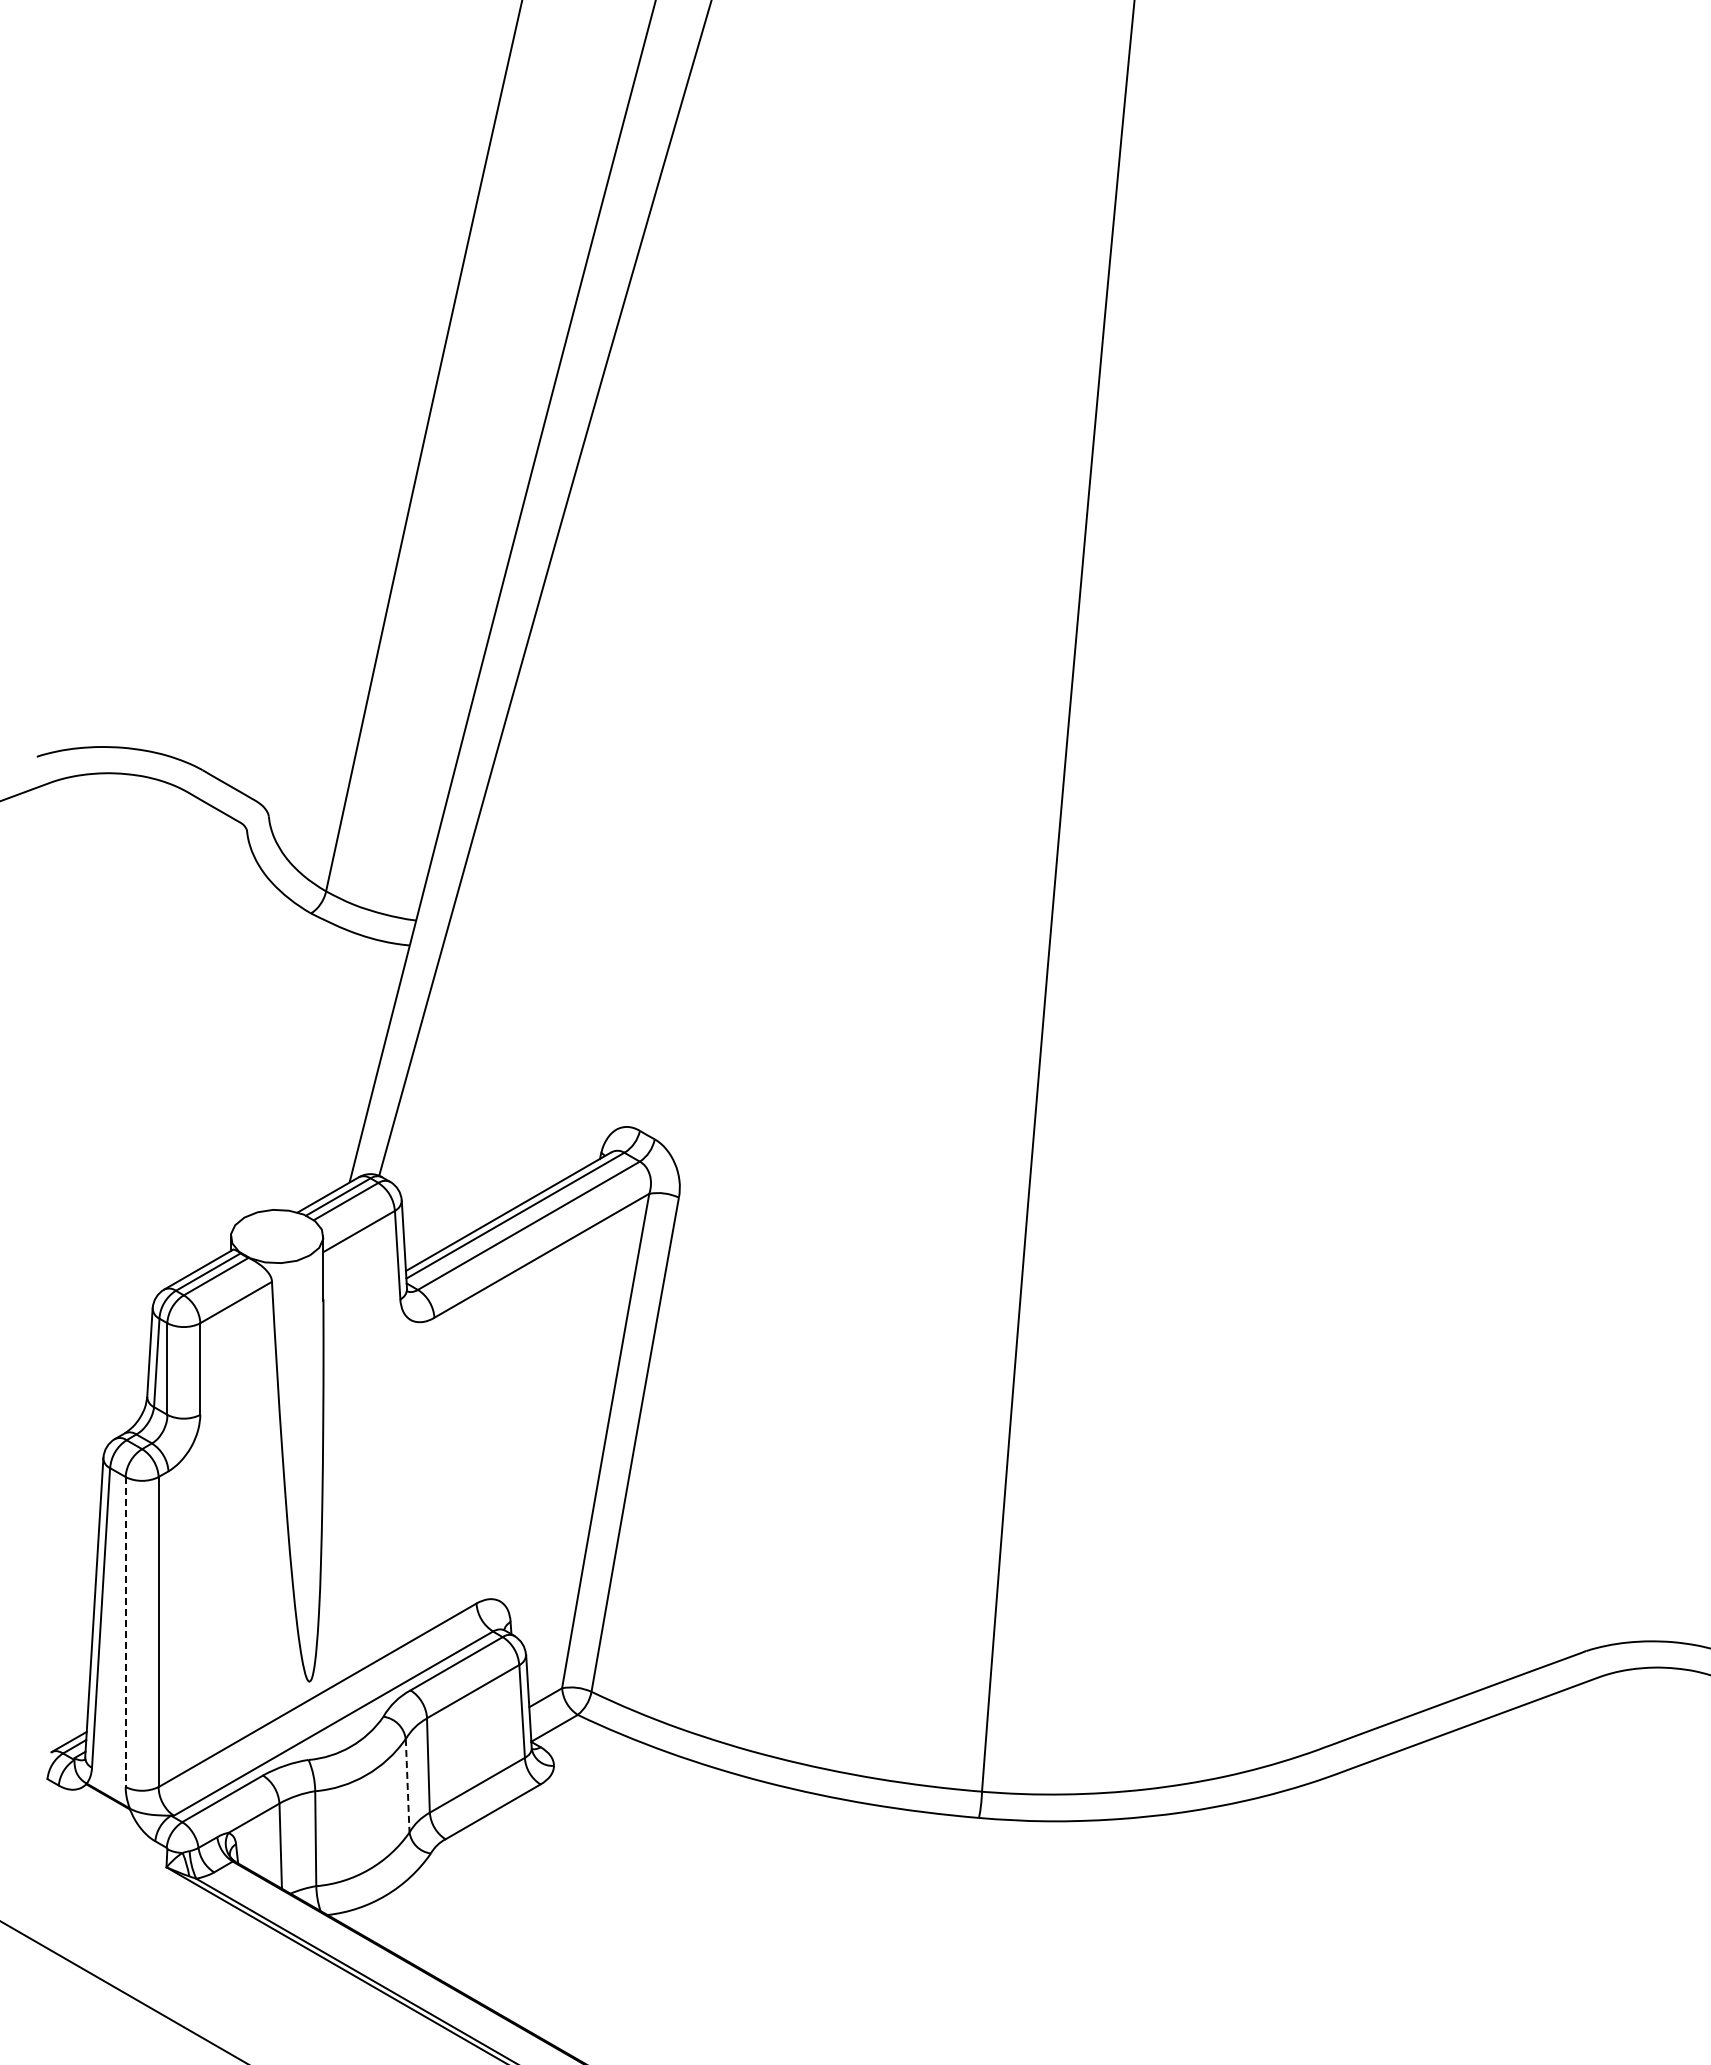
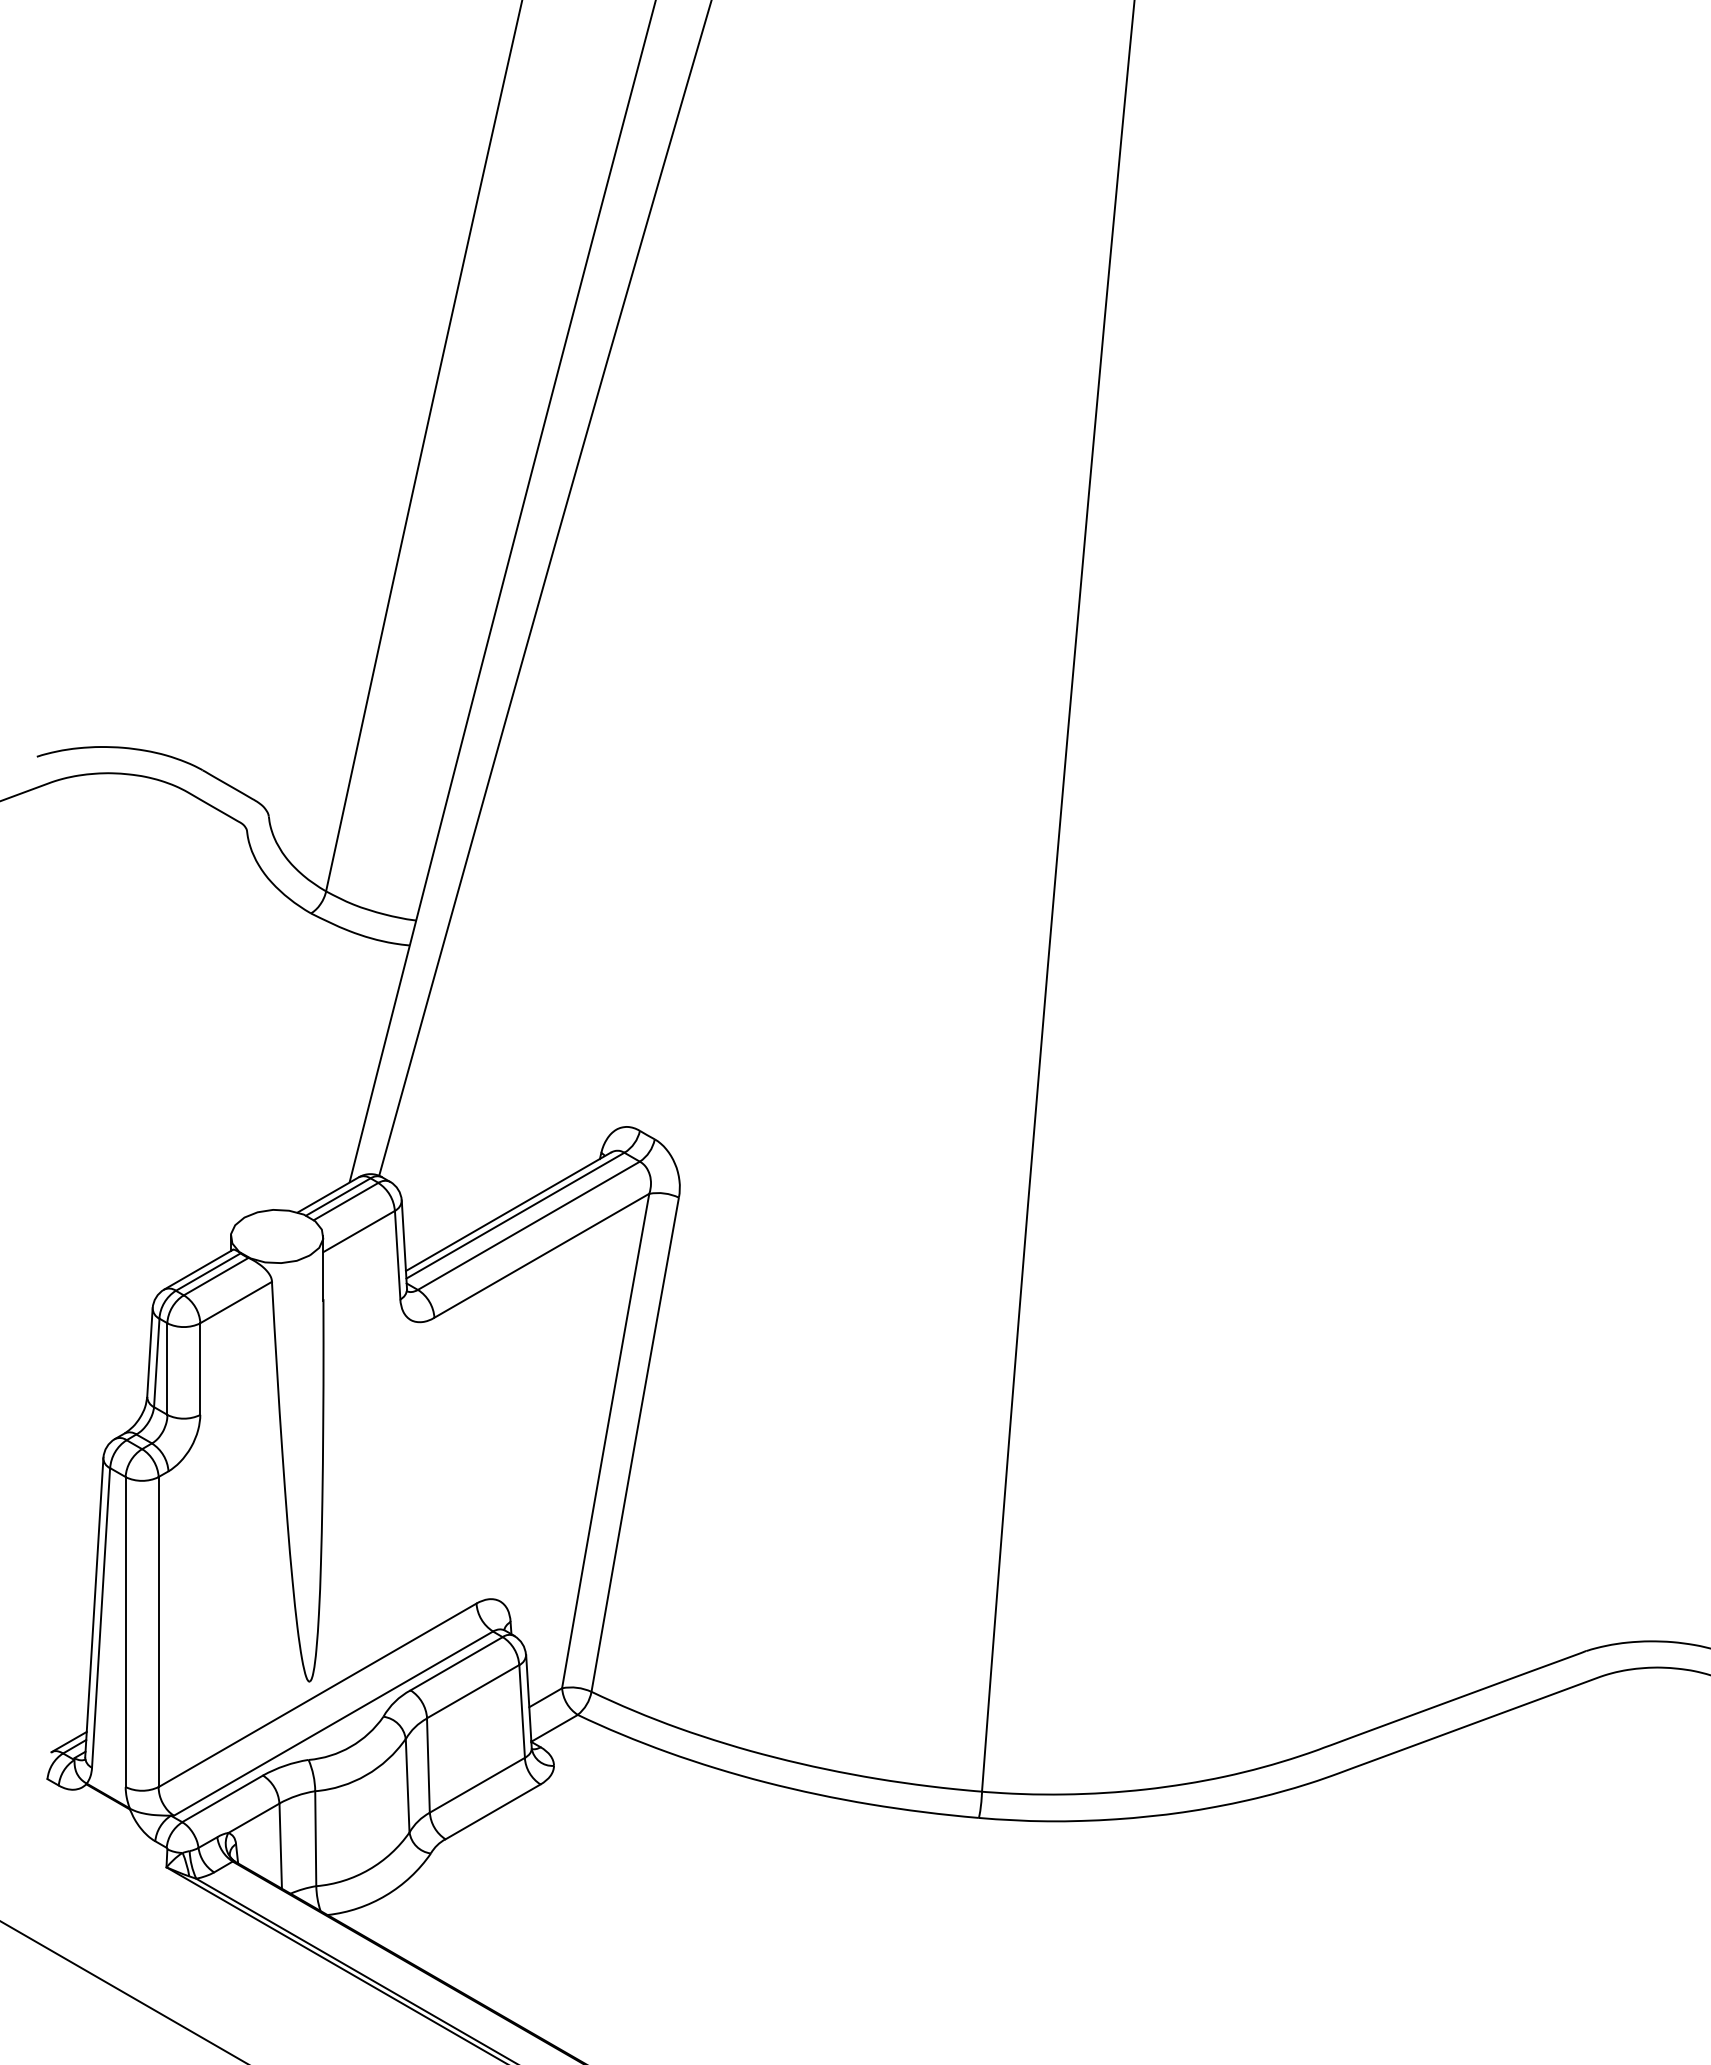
line: dashed -> solid (125, 1632)
line: dashed -> solid (407, 1785)
